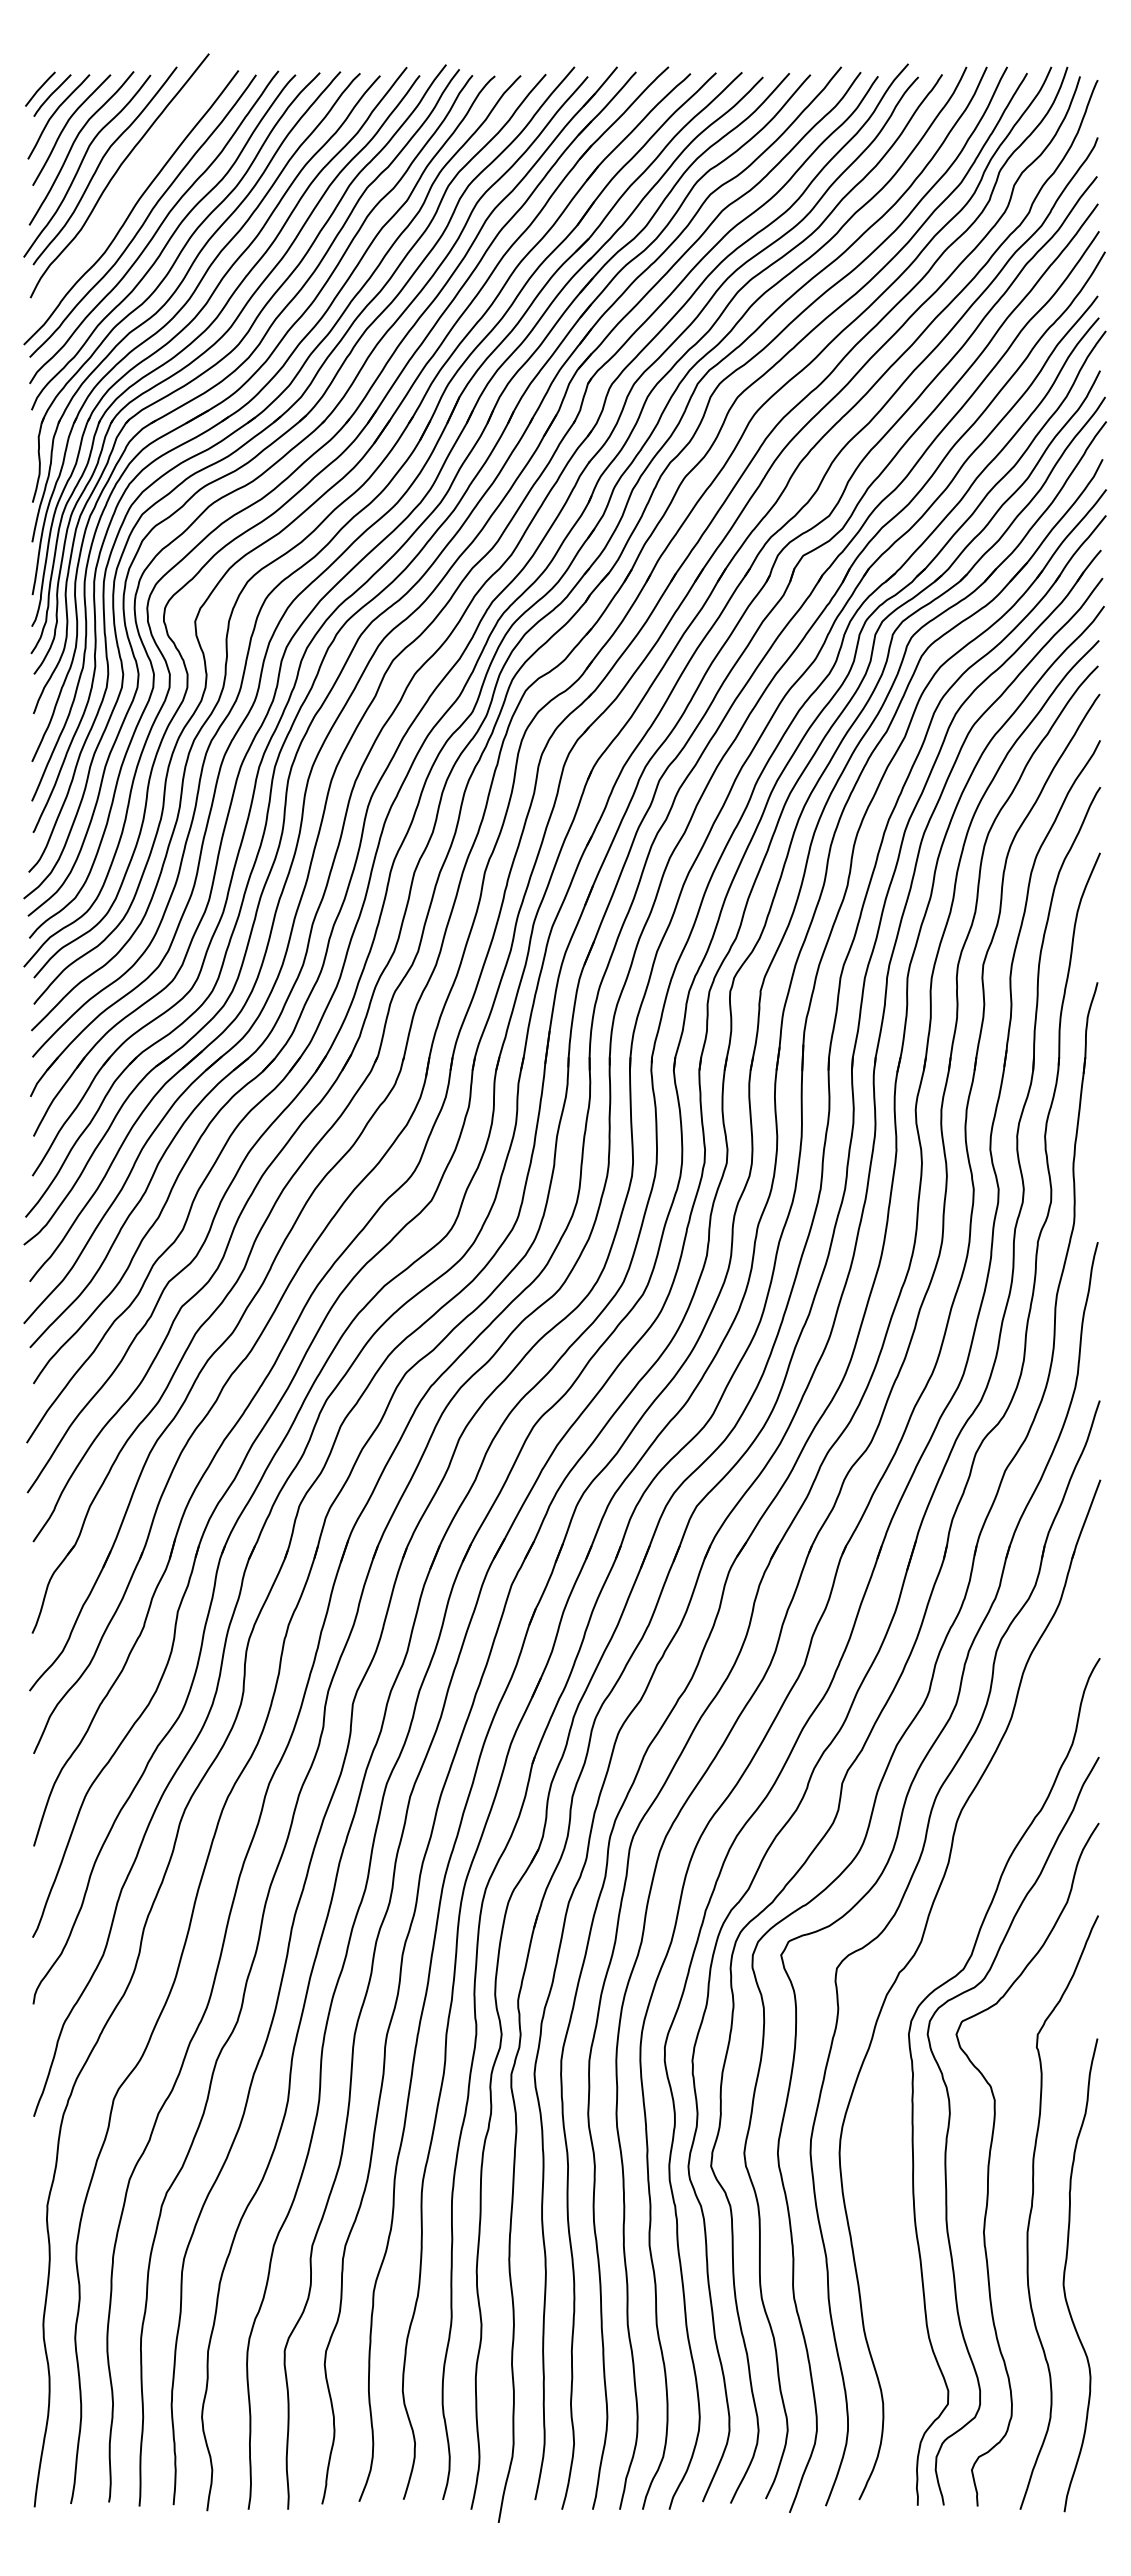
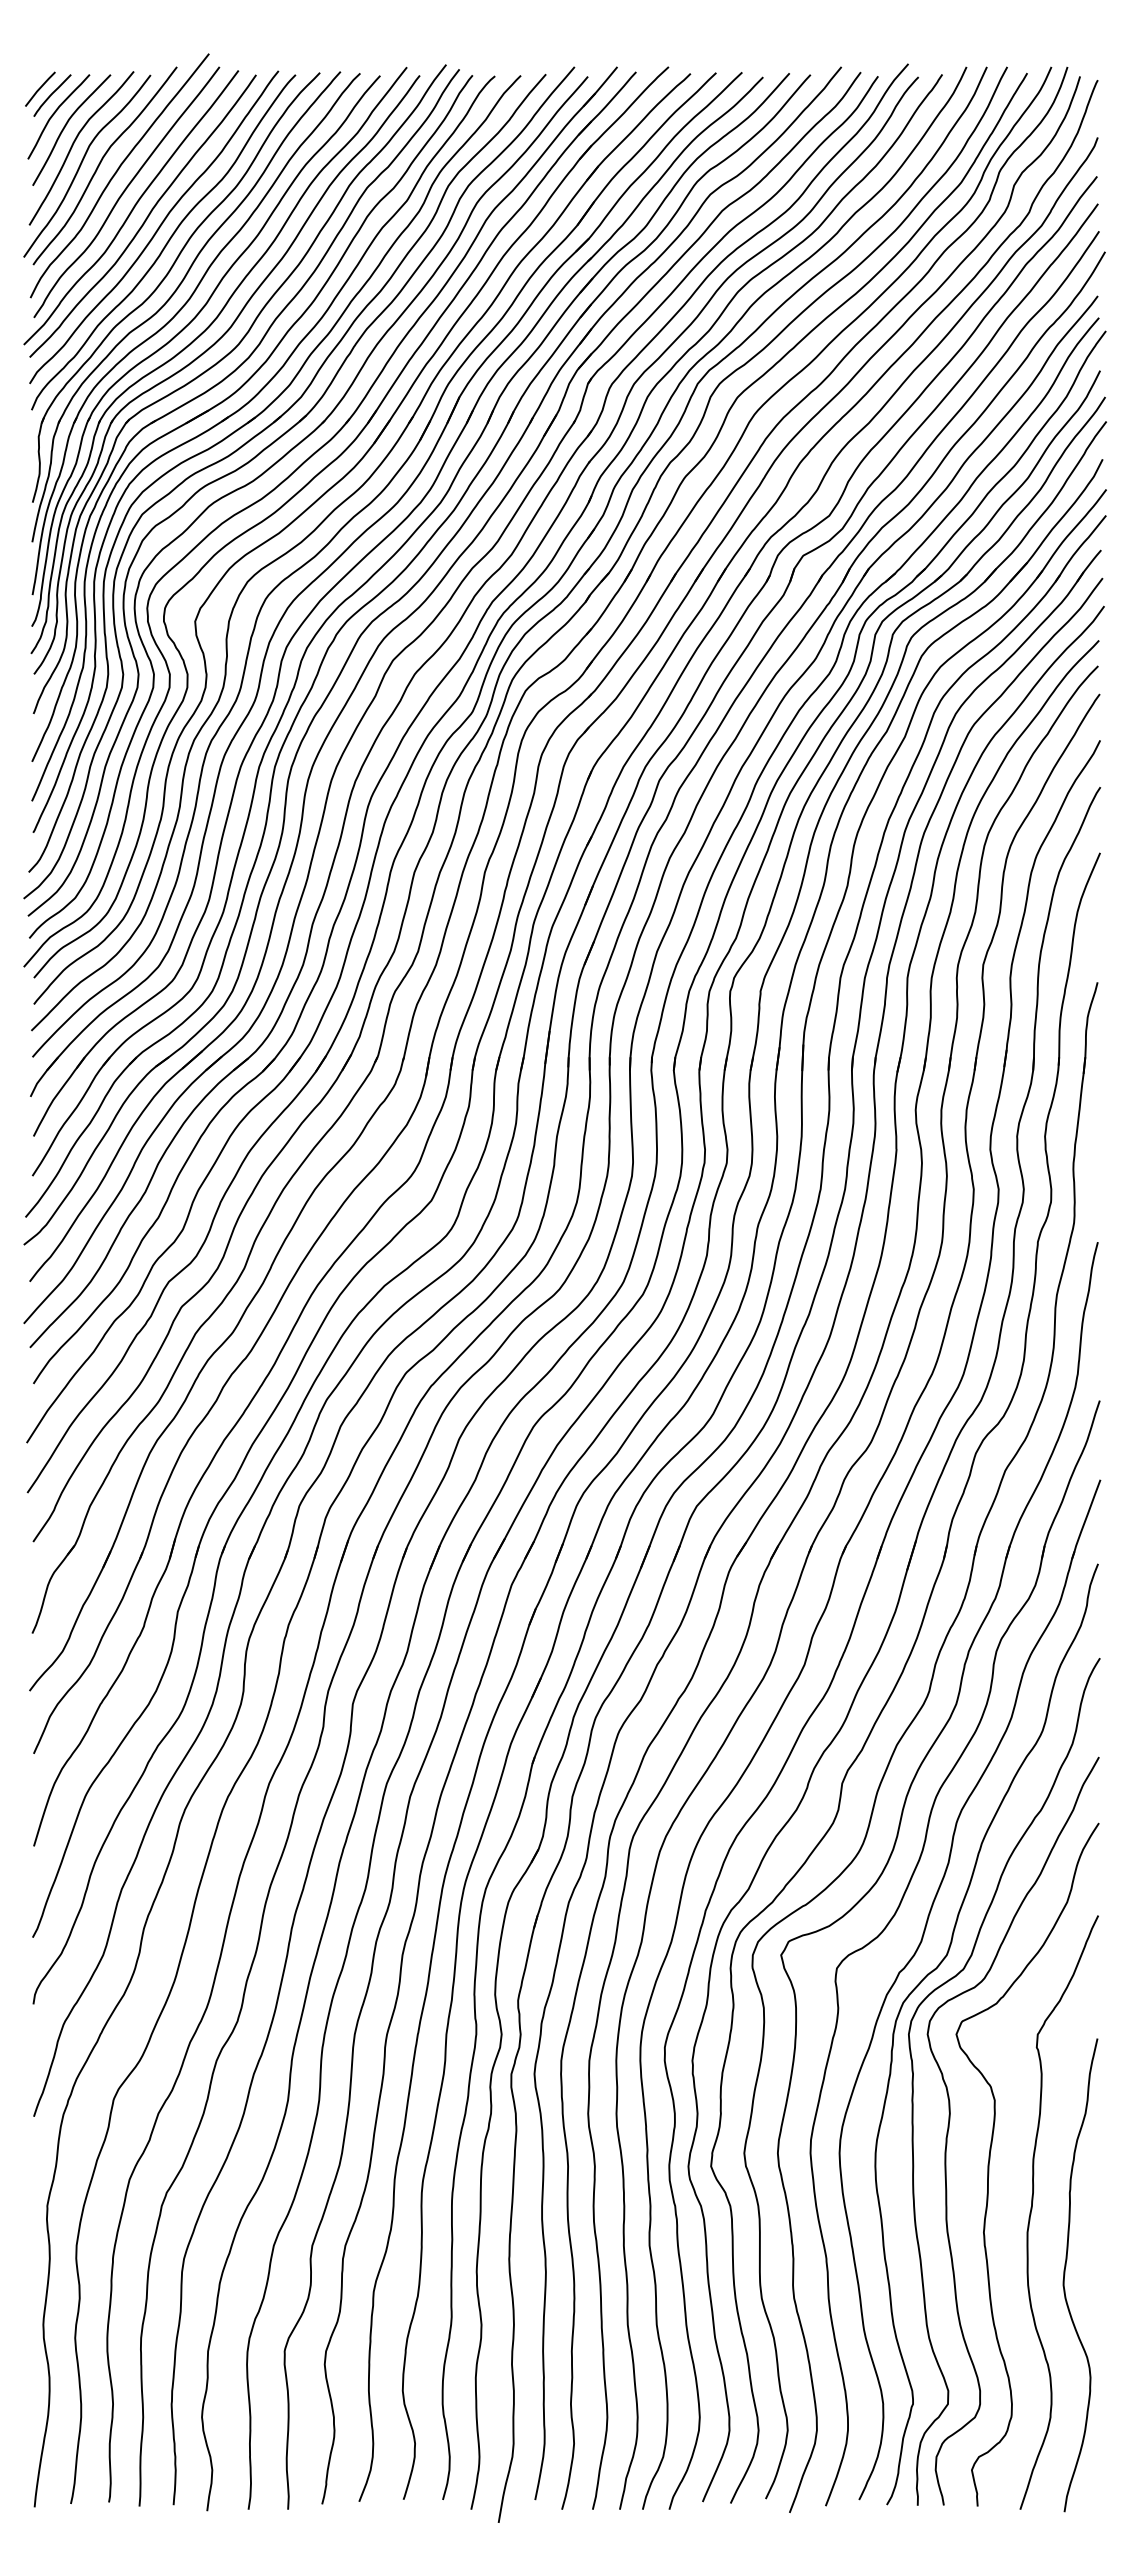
curve: none -> present (125, 191)
curve: none -> present (934, 1971)
